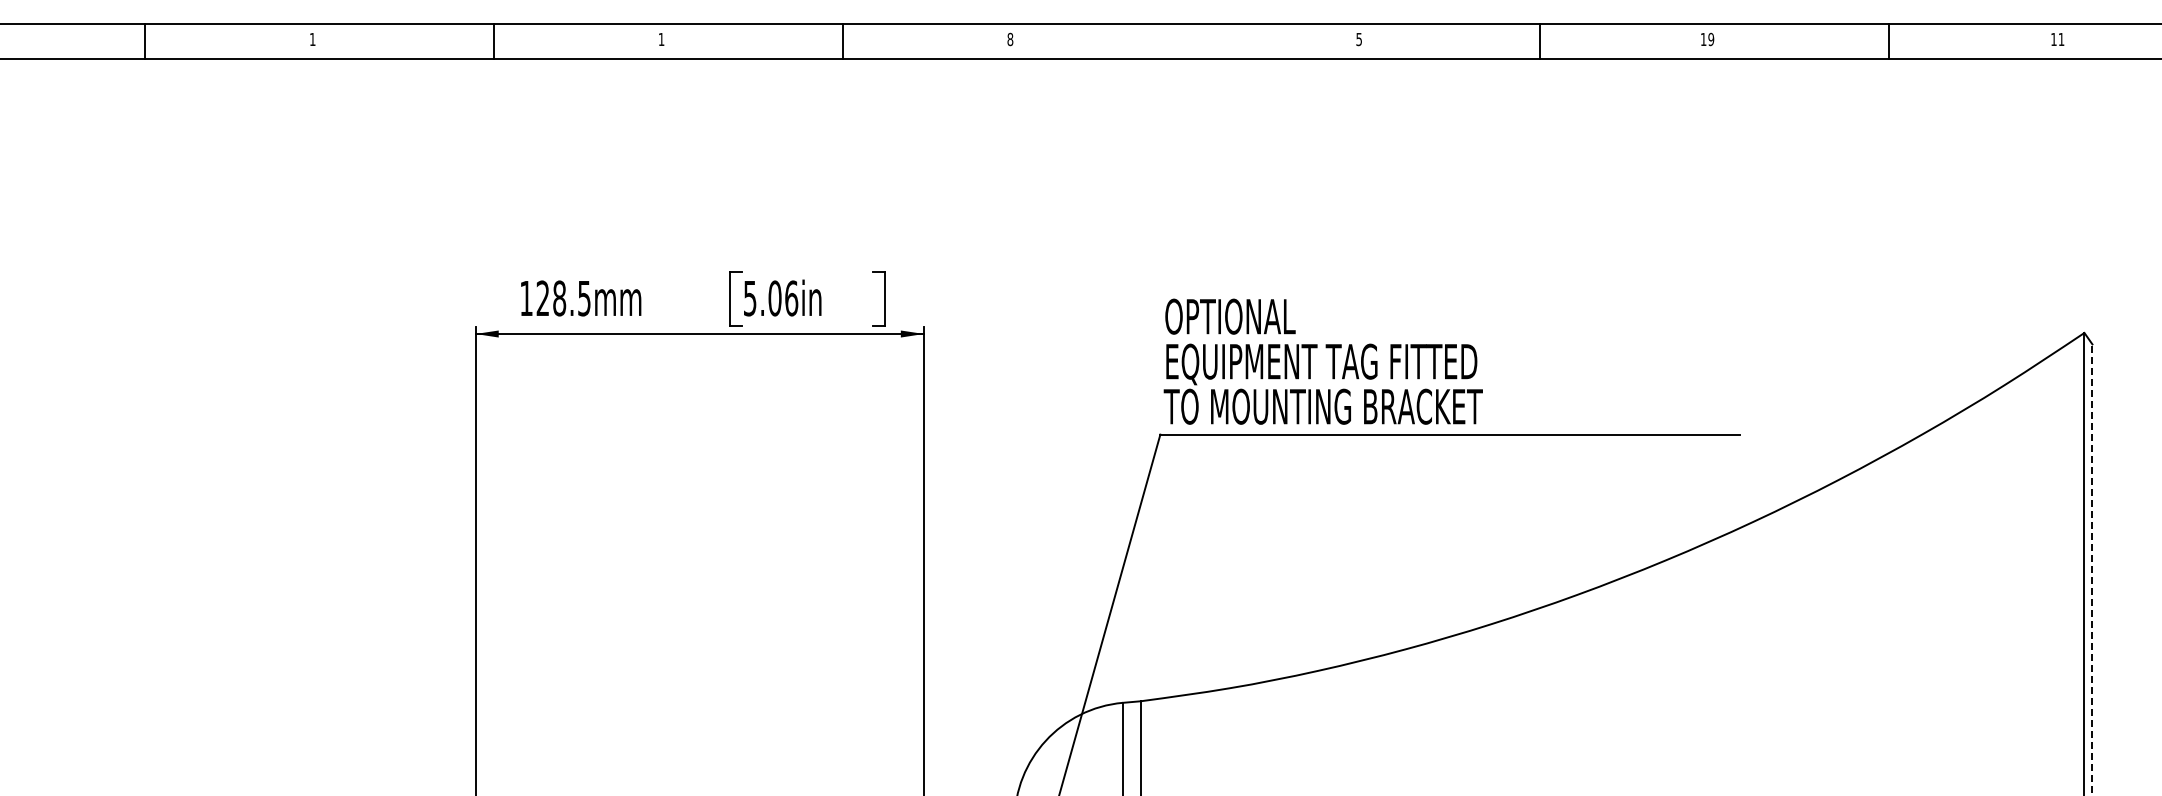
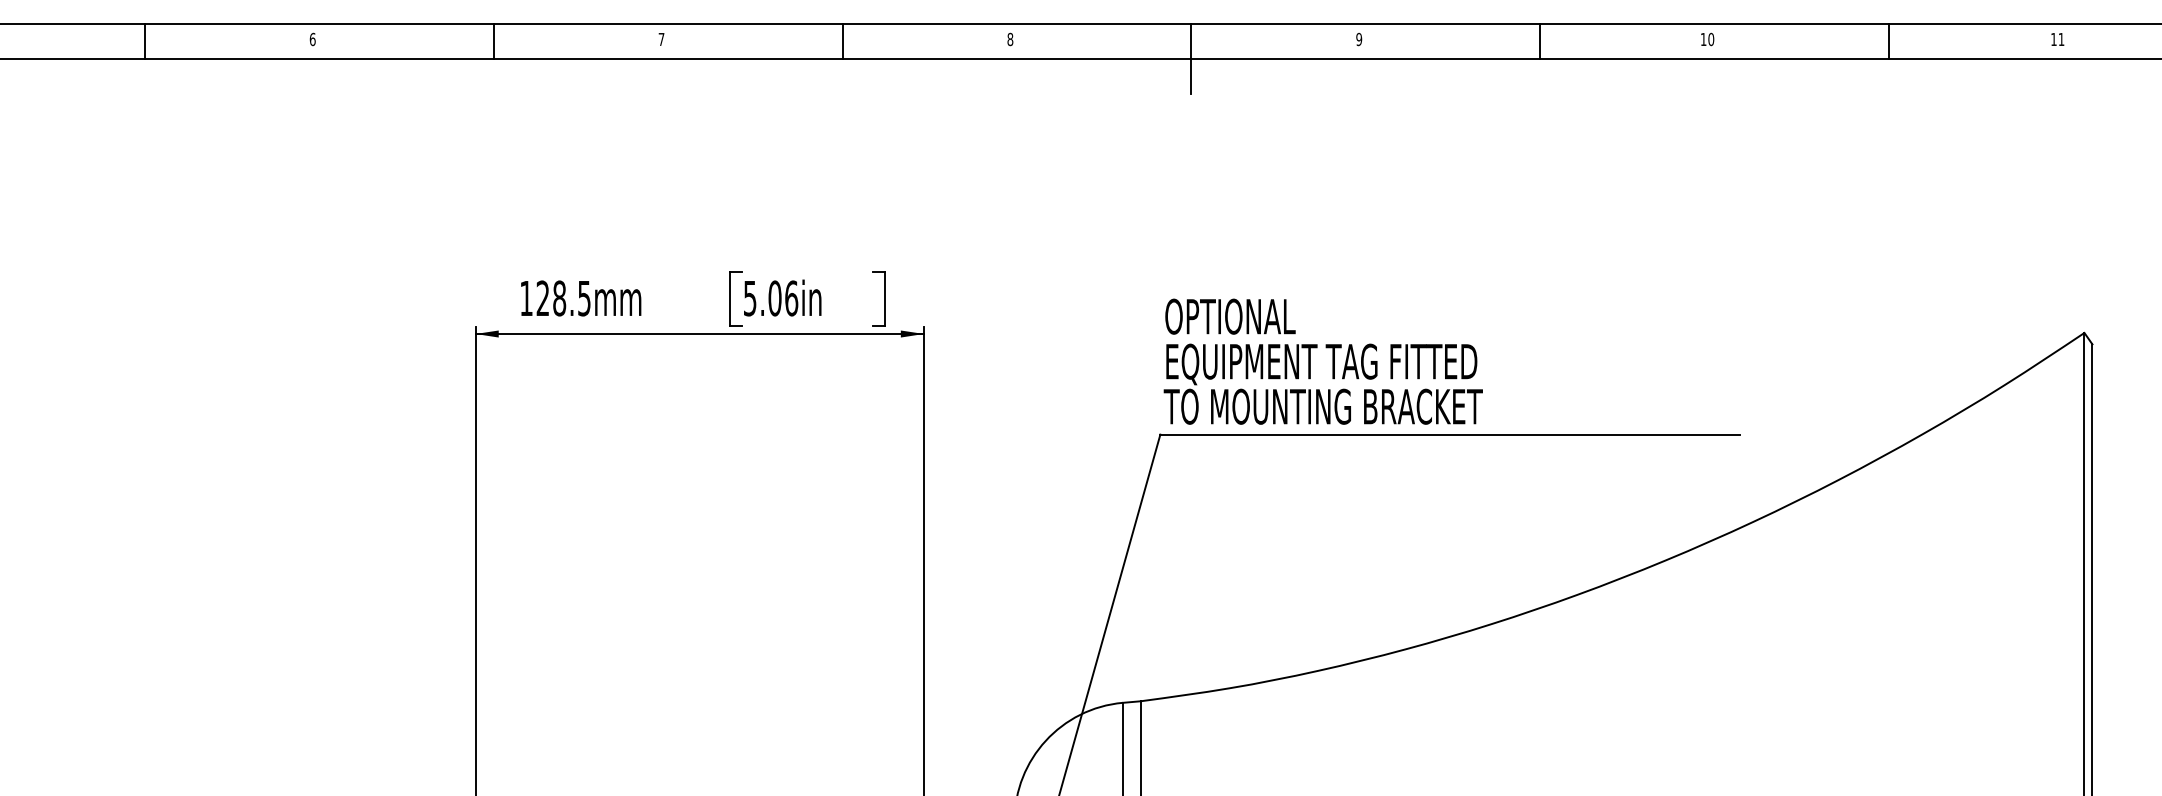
text: 5 -> 9 (1359, 38)
text: 1 -> 6 (312, 39)
text: 1 -> 7 (661, 39)
text: 19 -> 10 (1710, 39)
line: none -> present (1191, 58)
line: dashed -> solid (2092, 569)
